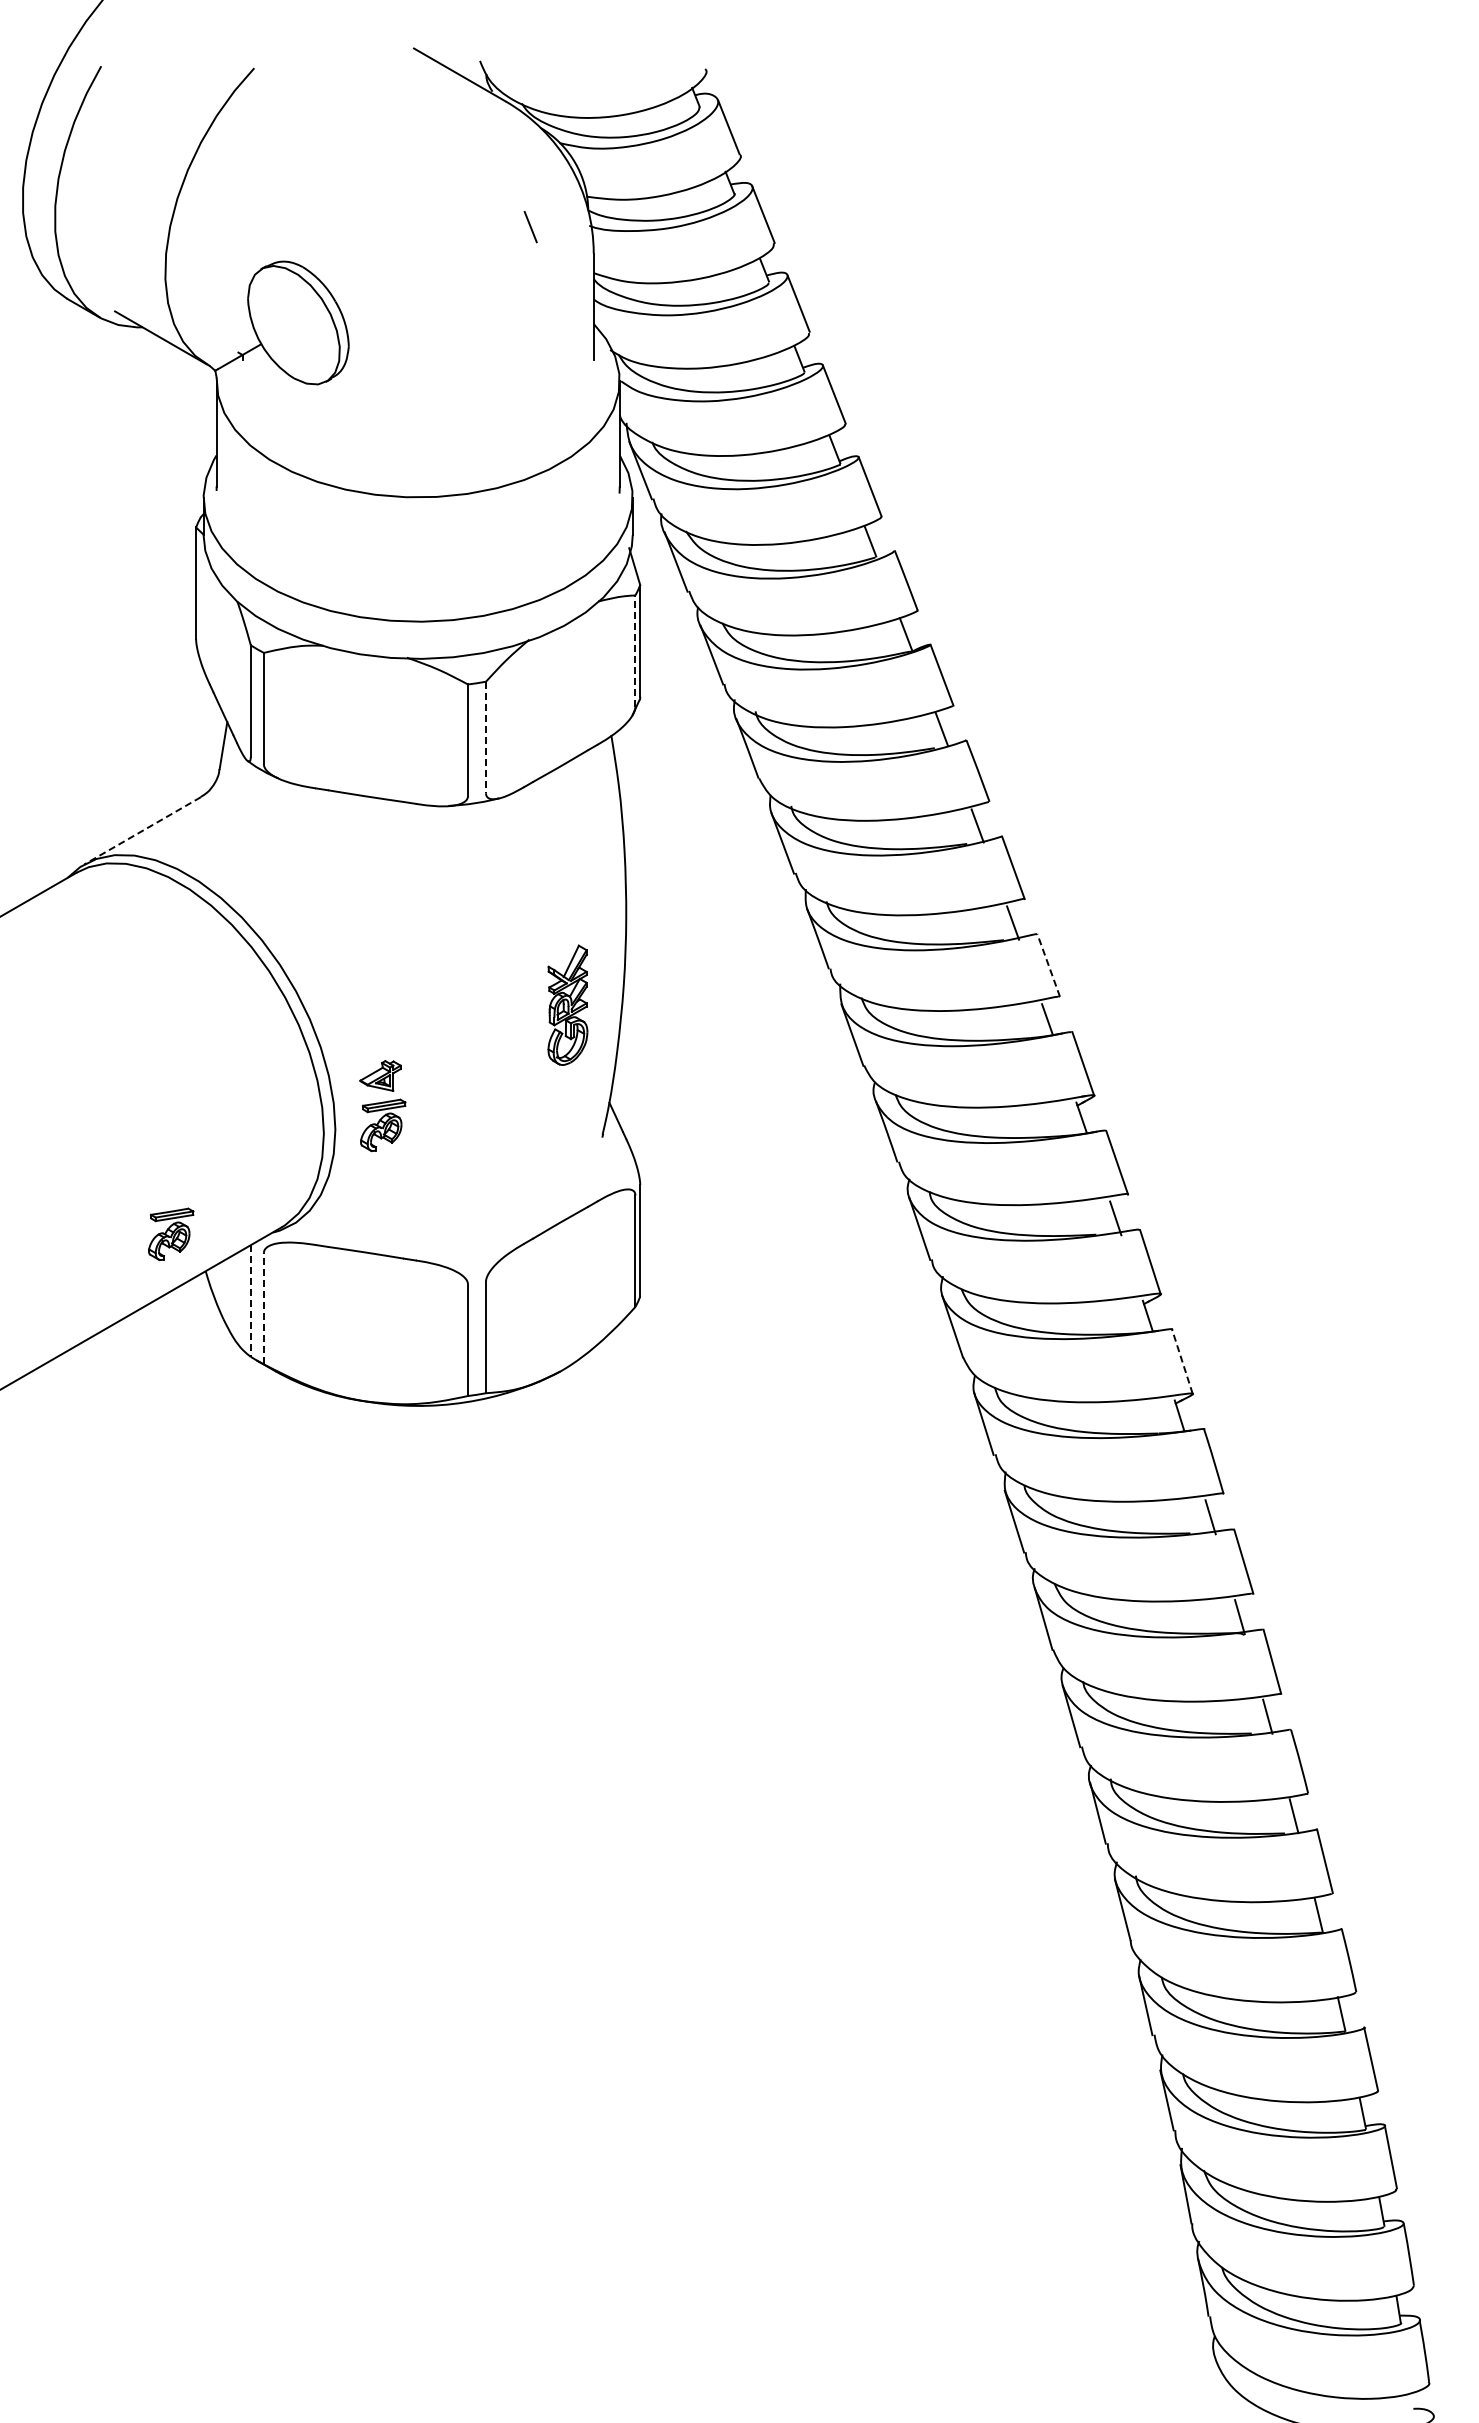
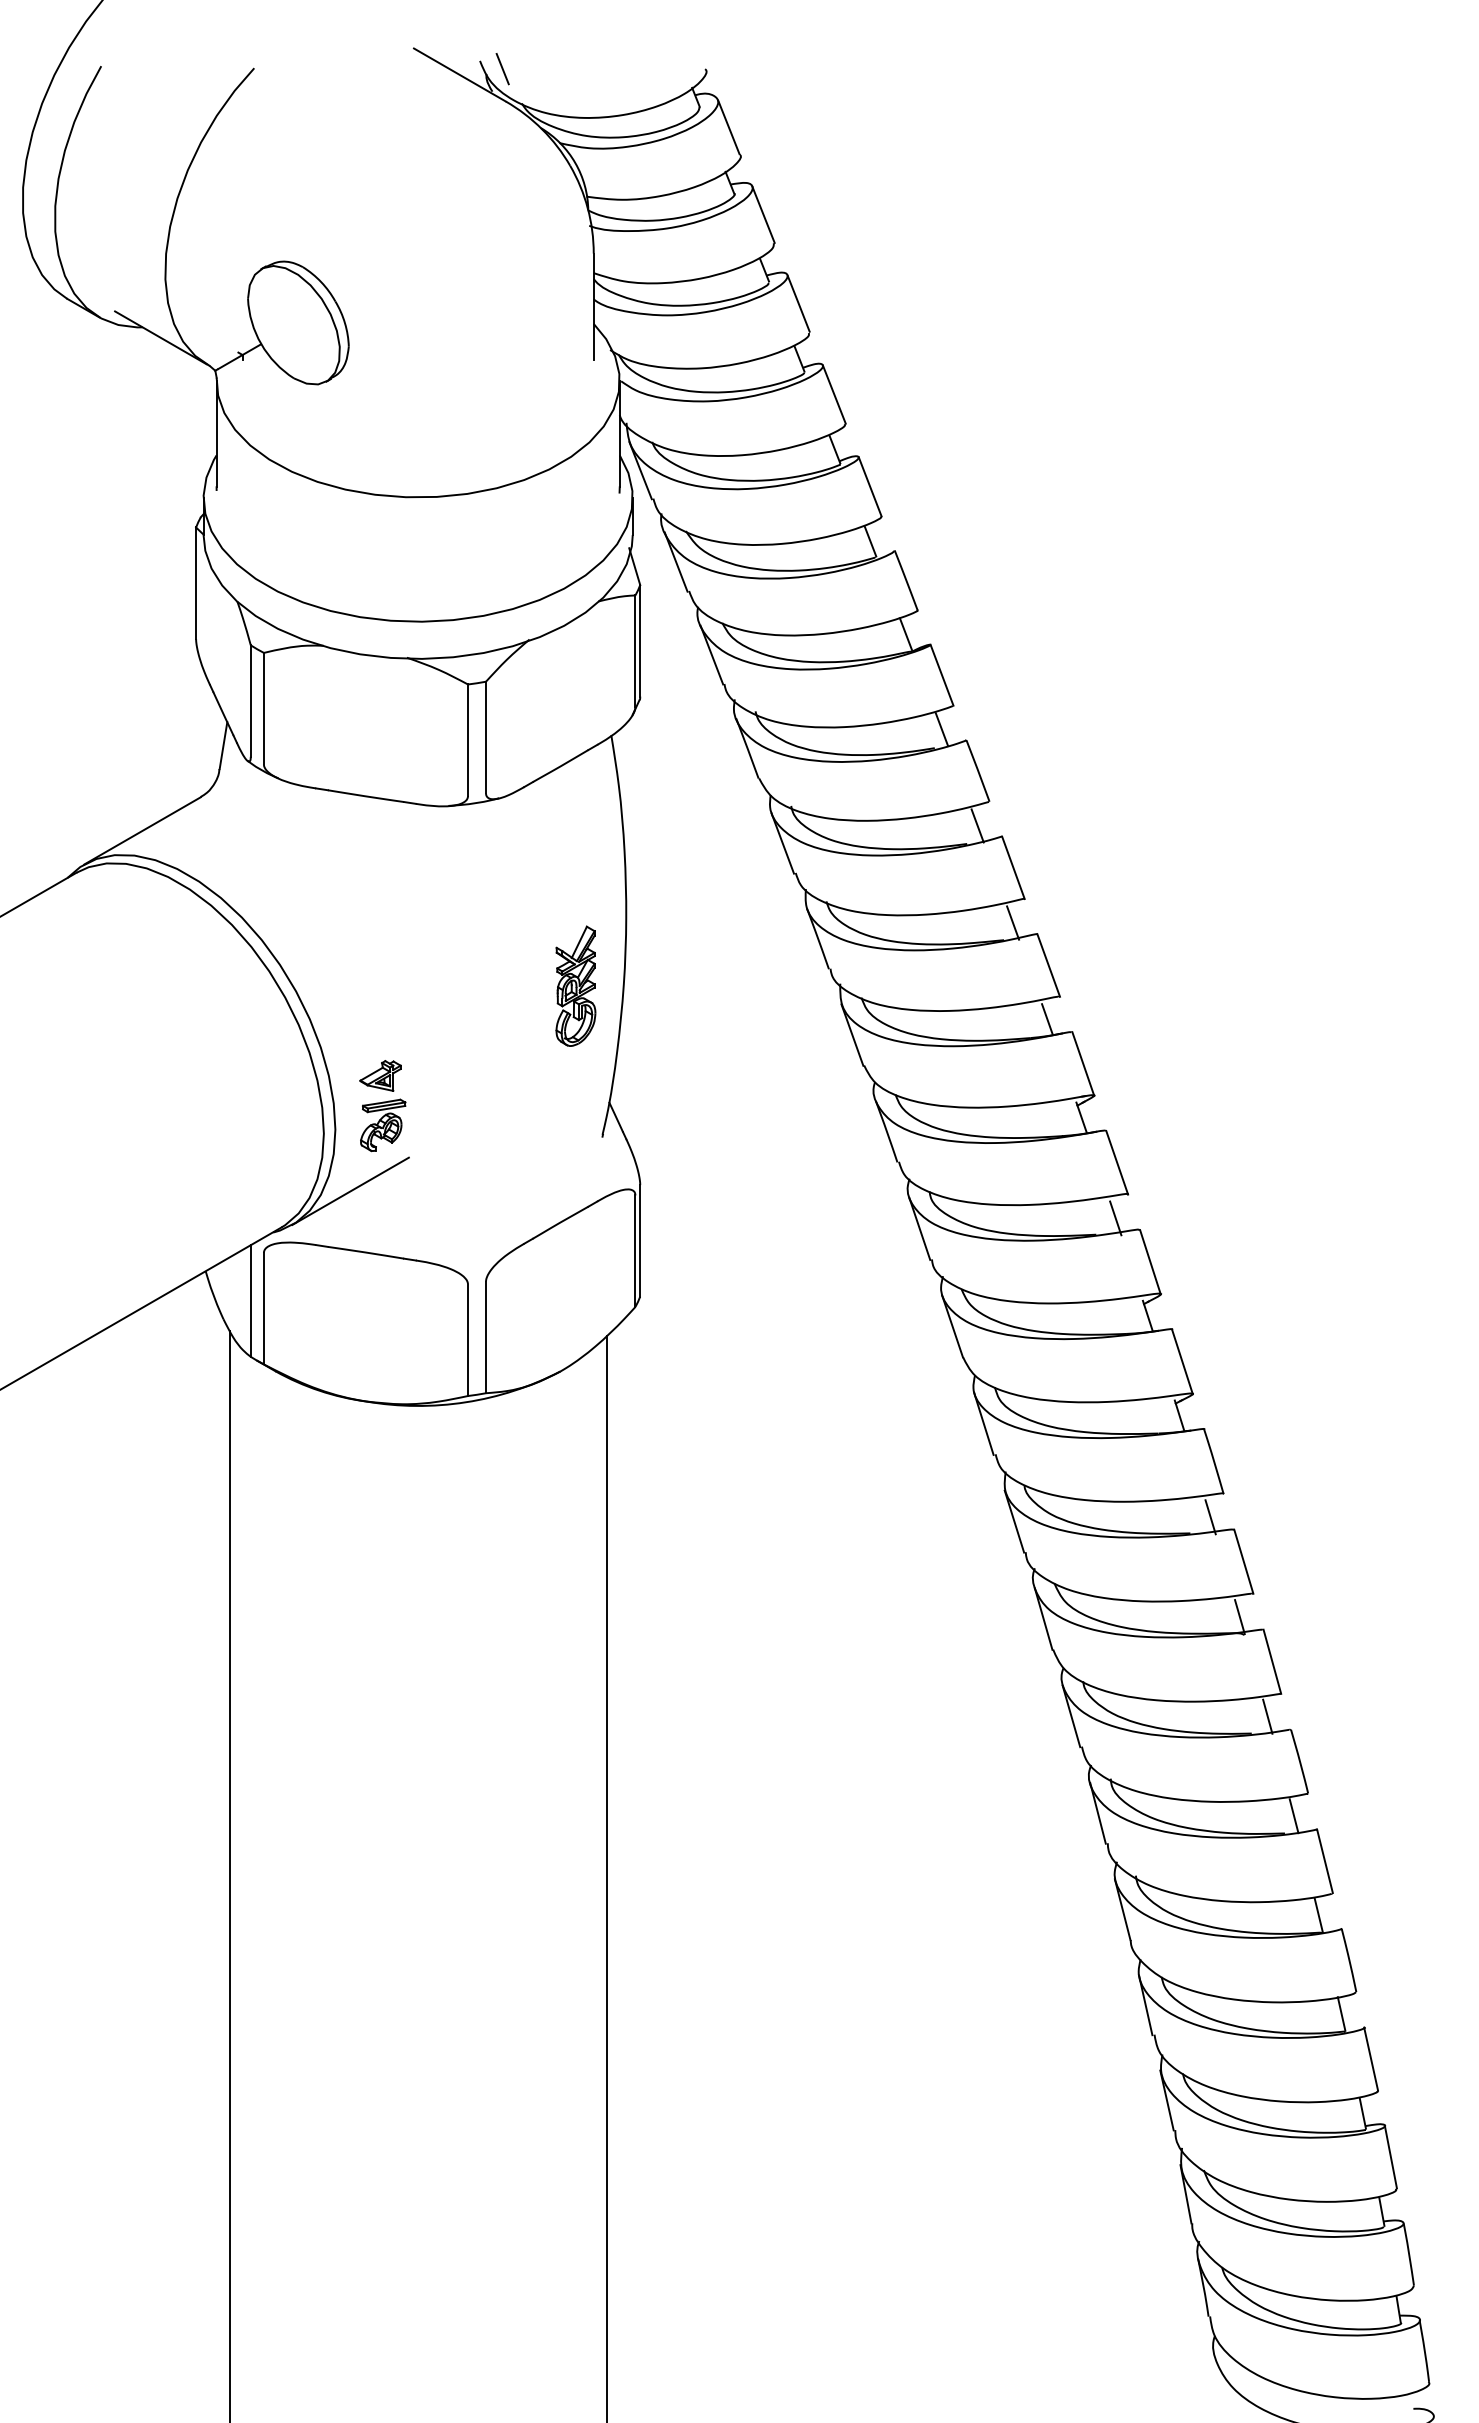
line position: (530, 227) -> (502, 69) (502, 69)
line: dashed -> solid (635, 651)
line: dashed -> solid (486, 737)
line: dashed -> solid (142, 831)
line: dashed -> solid (1048, 964)
part position: (567, 1004) -> (575, 985) (575, 985)
line: none -> present (350, 1191)
part: present -> none (171, 1234)
line: dashed -> solid (250, 1301)
line: dashed -> solid (263, 1308)
line: dashed -> solid (1182, 1361)
line: none -> present (229, 1874)
line: none -> present (606, 1877)
